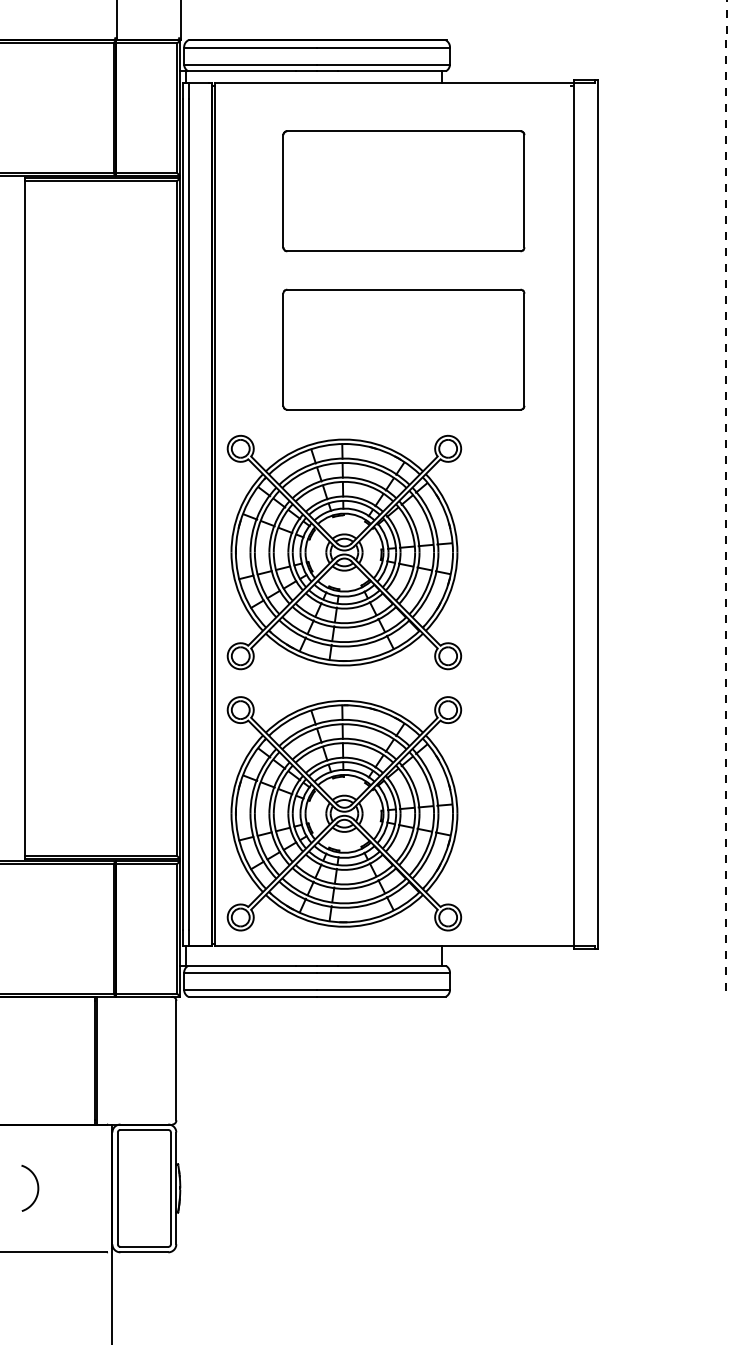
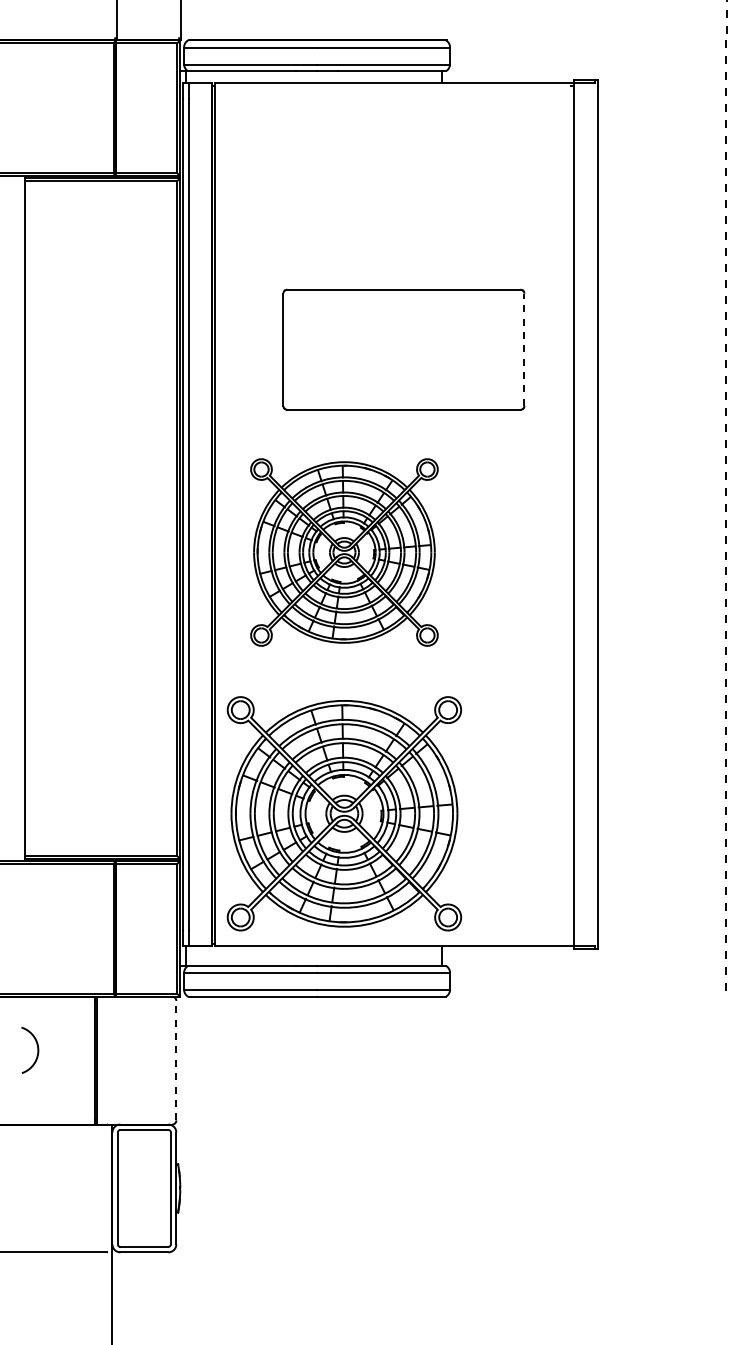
part: present -> none (403, 191)
line: solid -> dashed (524, 349)
part size: 237x237 px -> 189x189 px (344, 552)
line: solid -> dashed (176, 1060)
curve position: (37, 1188) -> (37, 1050) (37, 1050)
